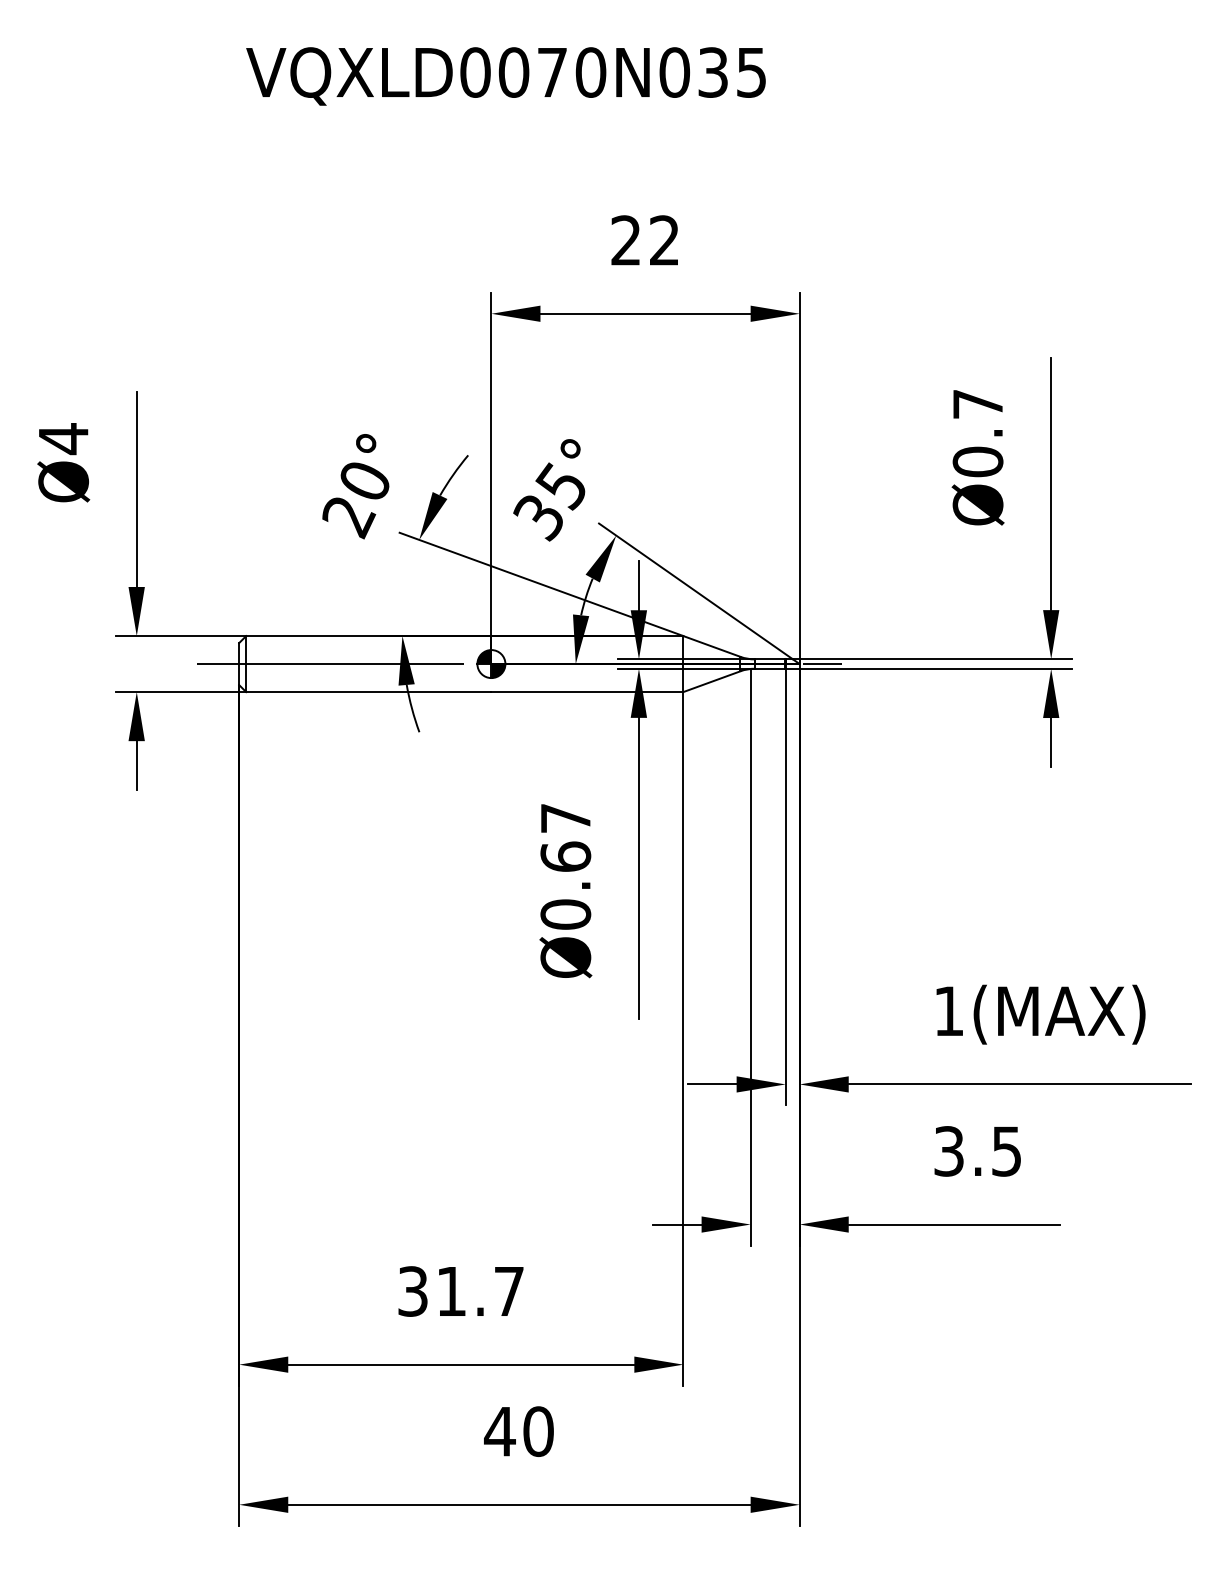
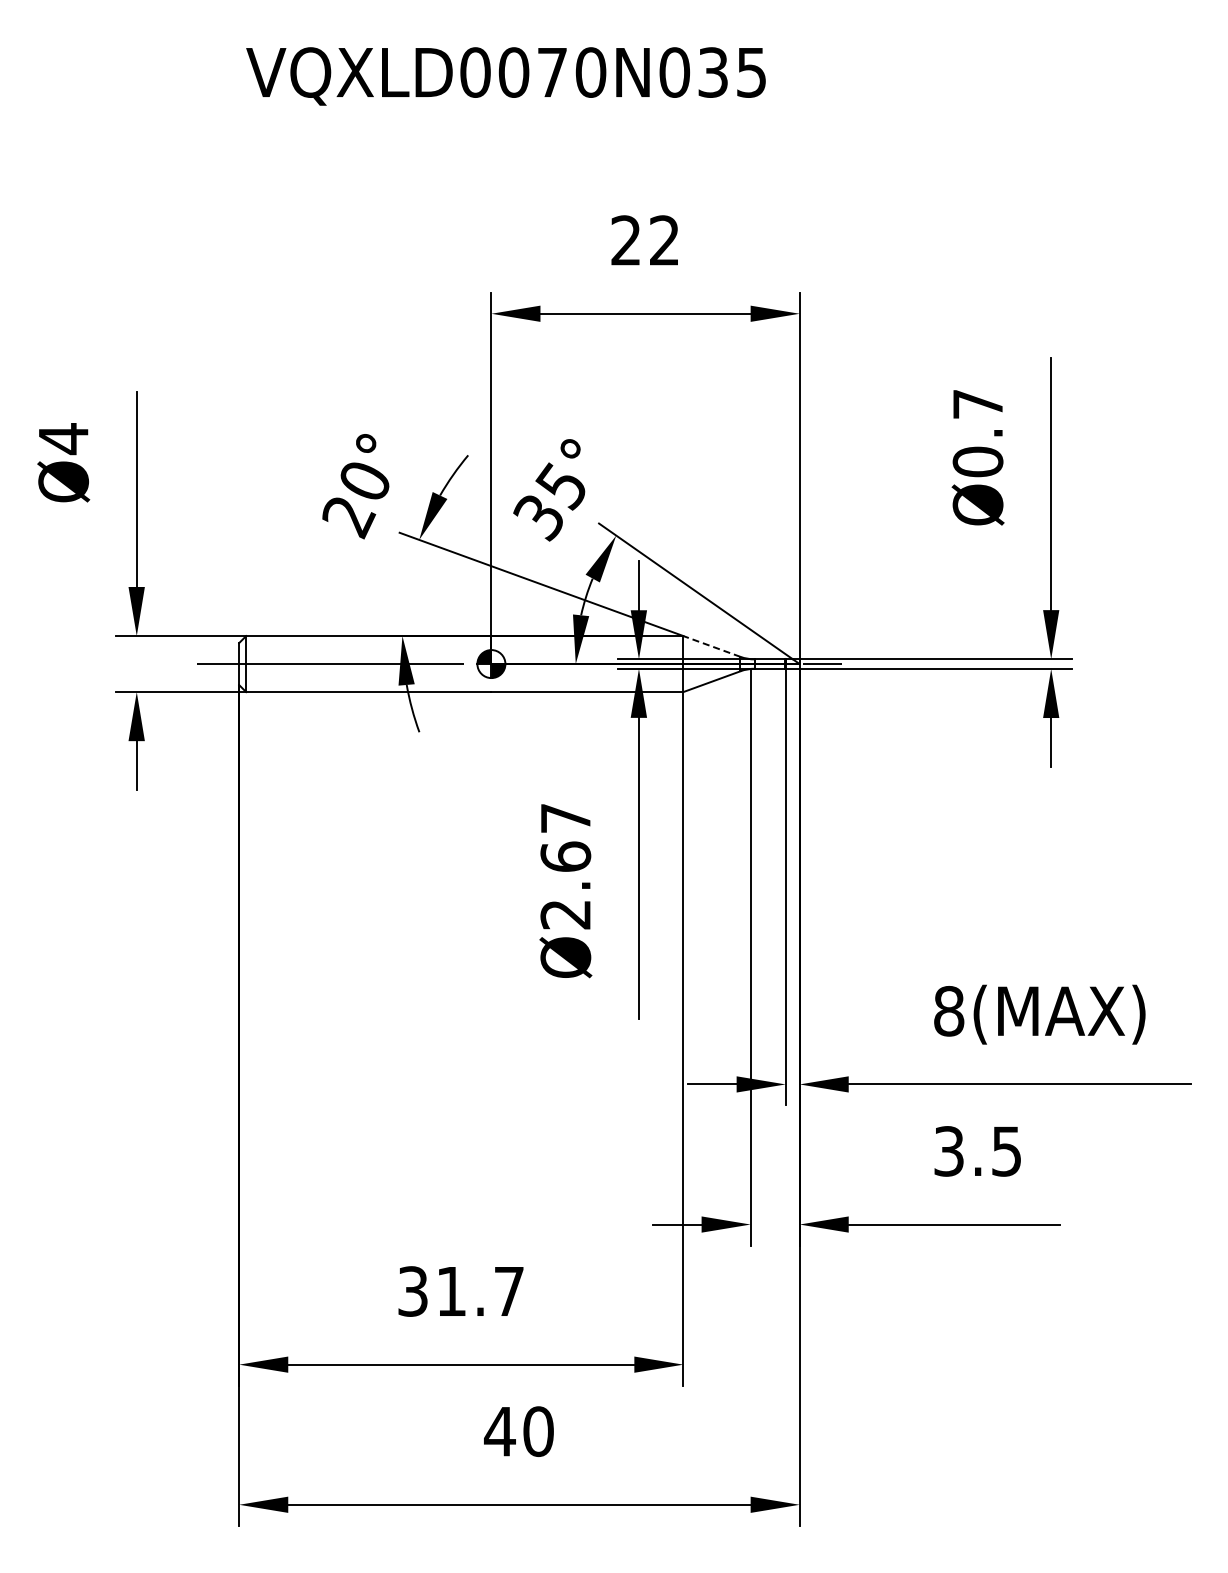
line: solid -> dashed (711, 646)
text: Ø0.67 -> Ø2.67 (565, 914)
text: 1(MAX) -> 8(MAX) (949, 1011)
